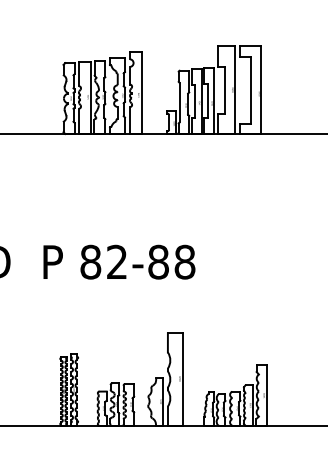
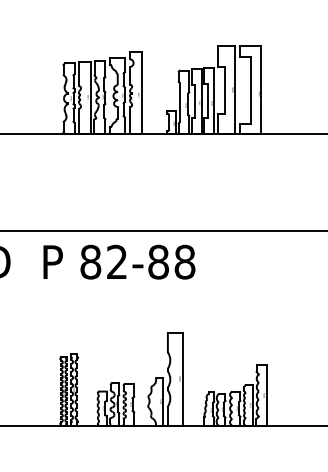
line: none -> present (163, 231)
